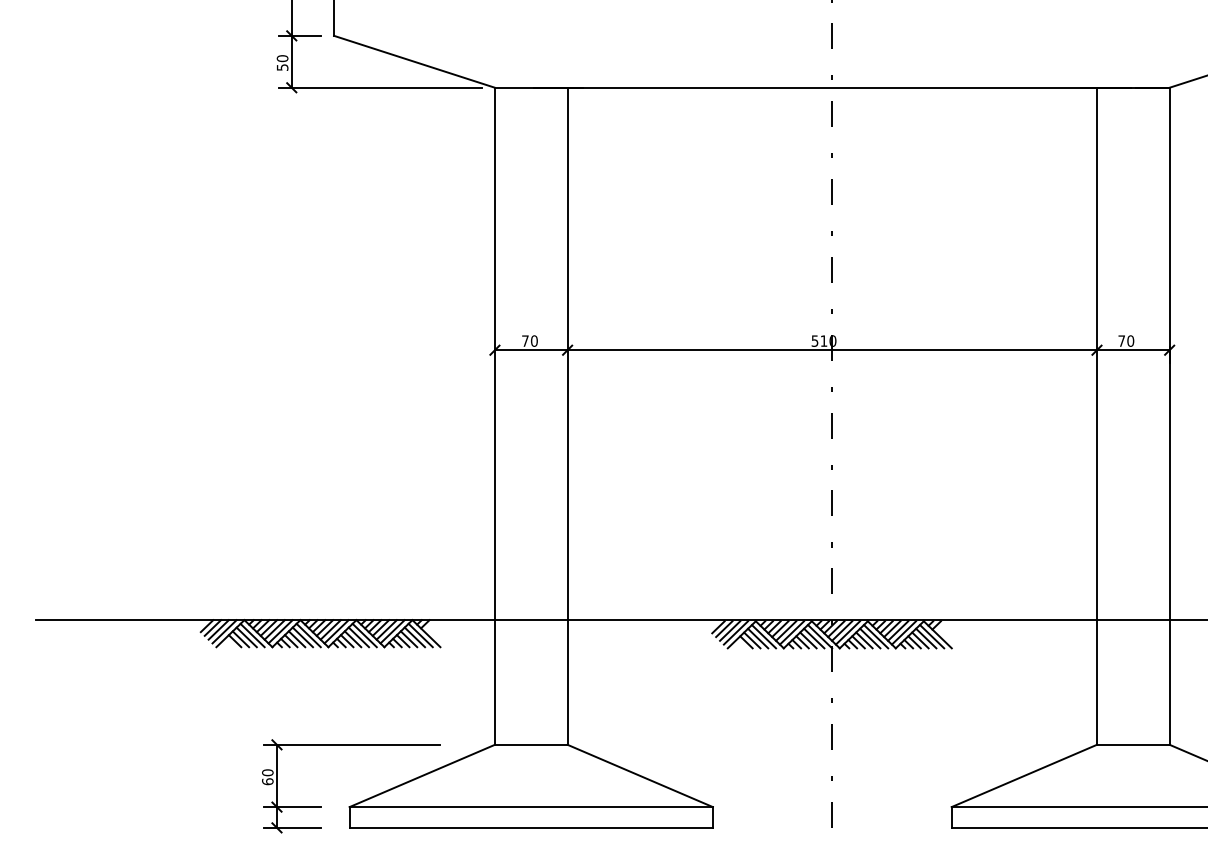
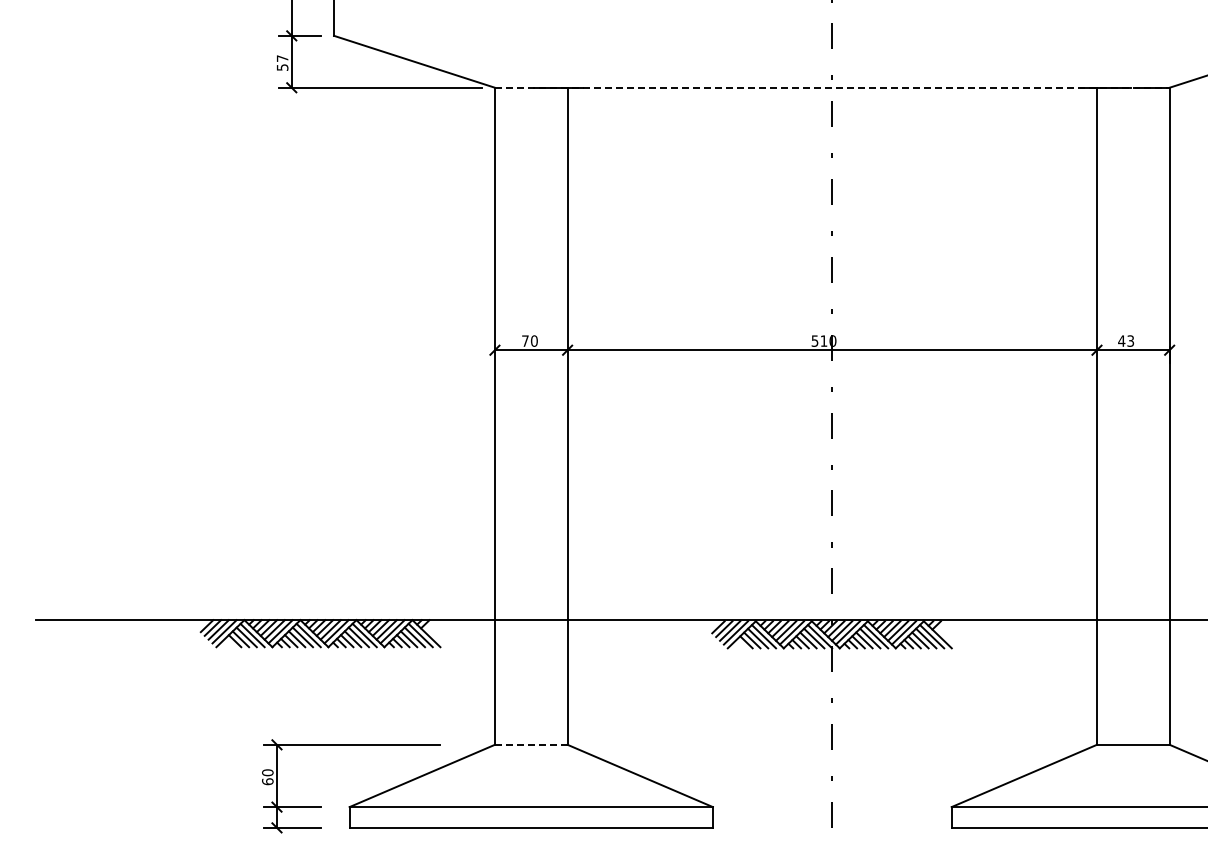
text: 50 -> 57 (282, 58)
line: solid -> dashed (832, 87)
text: 70 -> 43 (1126, 340)
line: solid -> dashed (531, 744)
